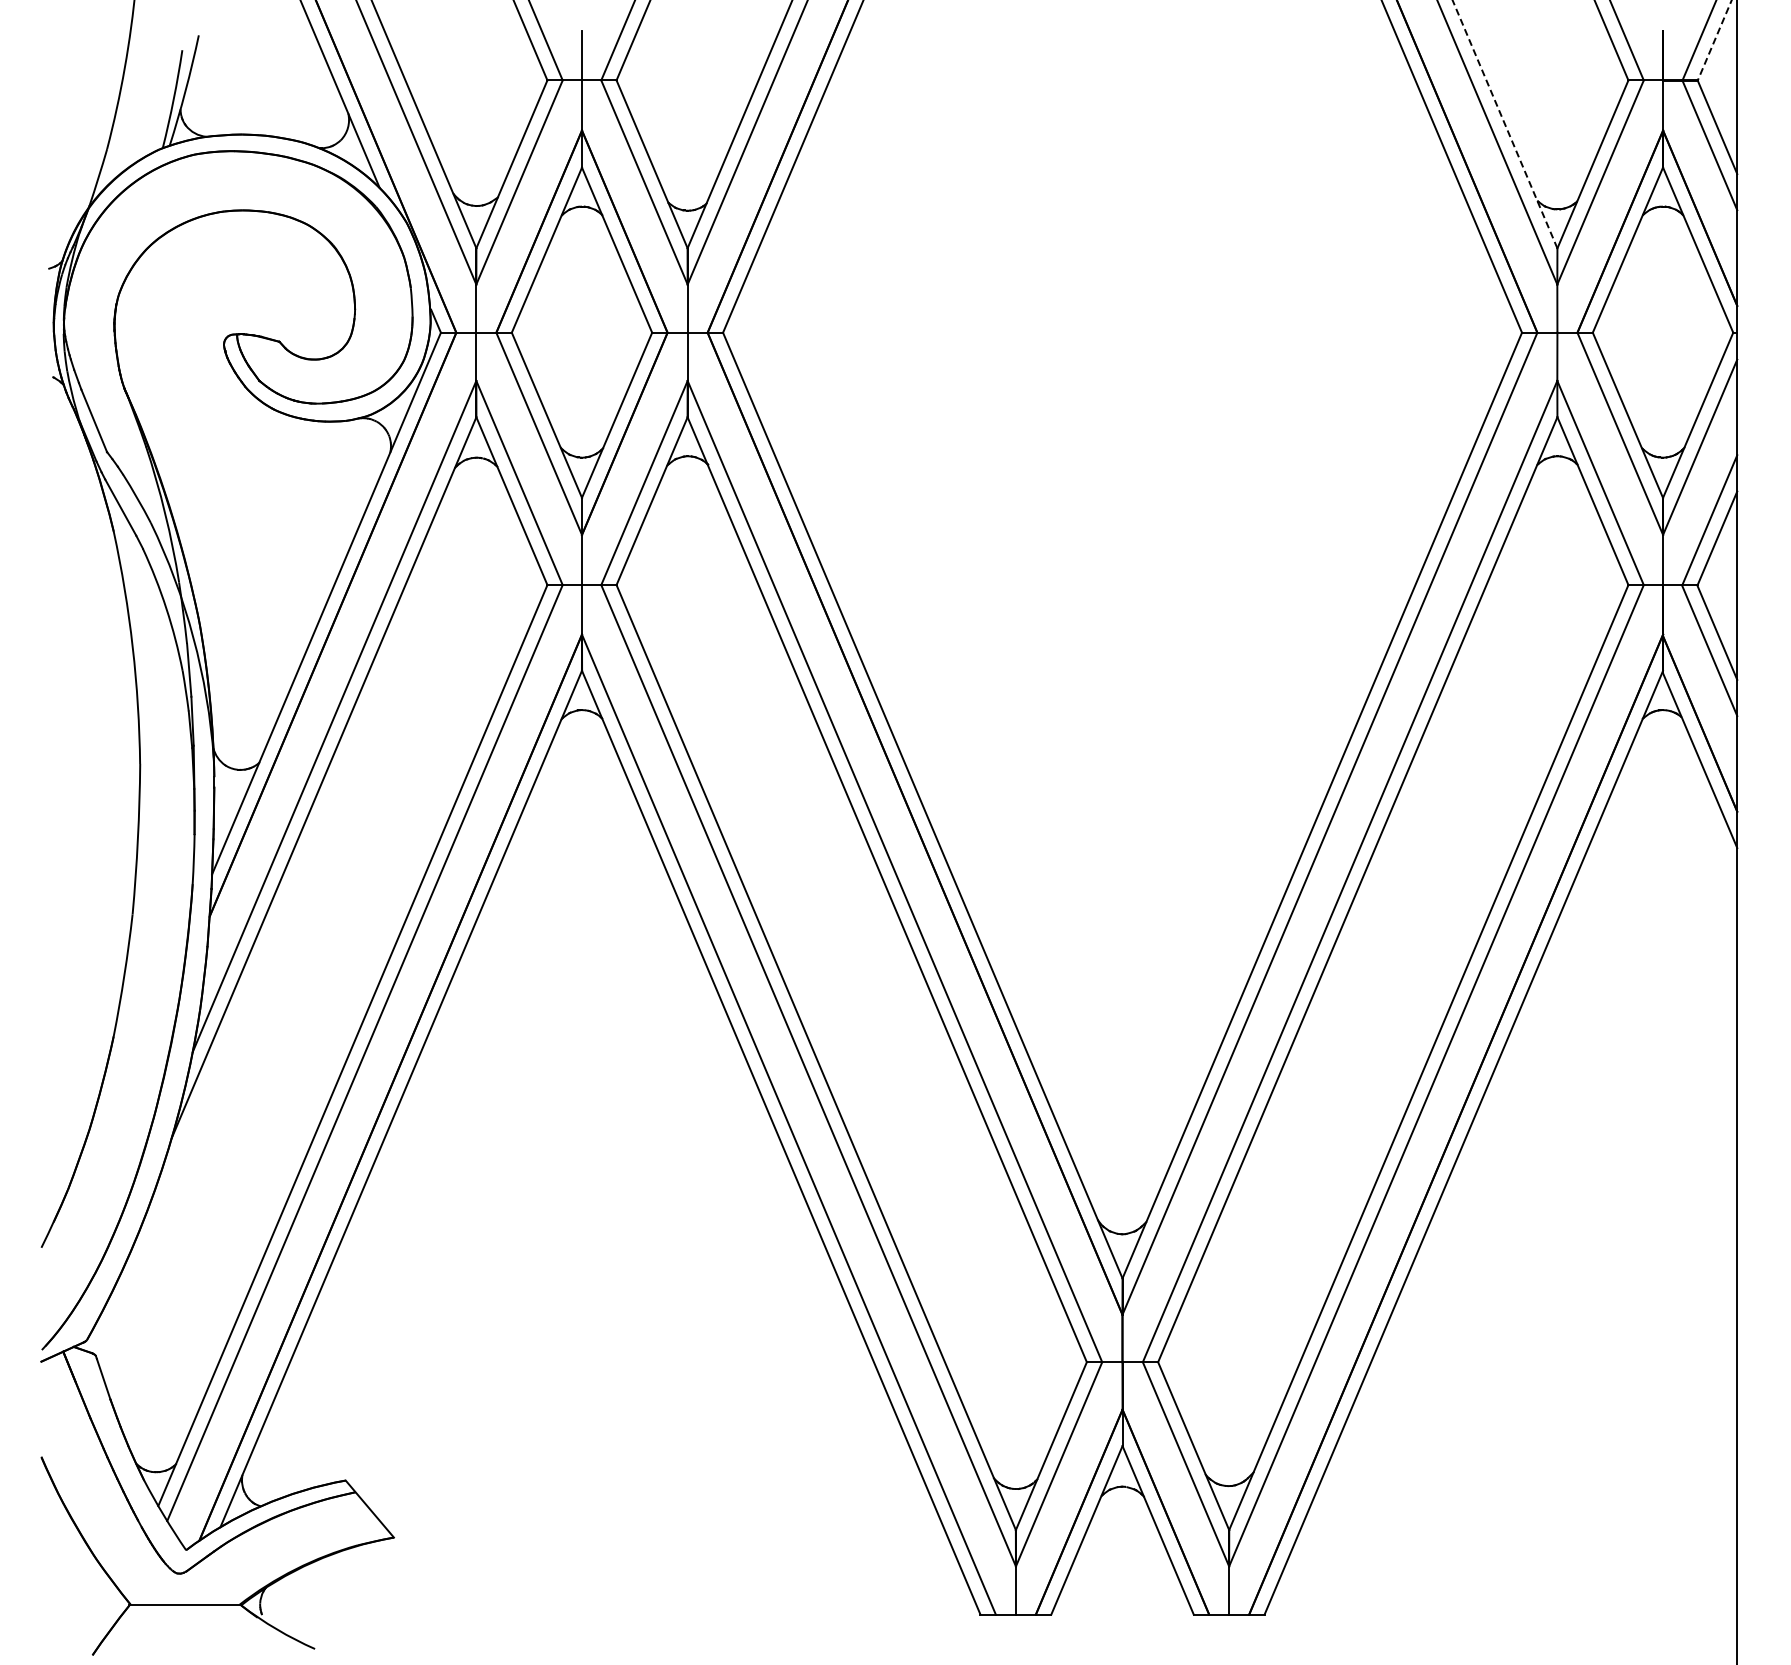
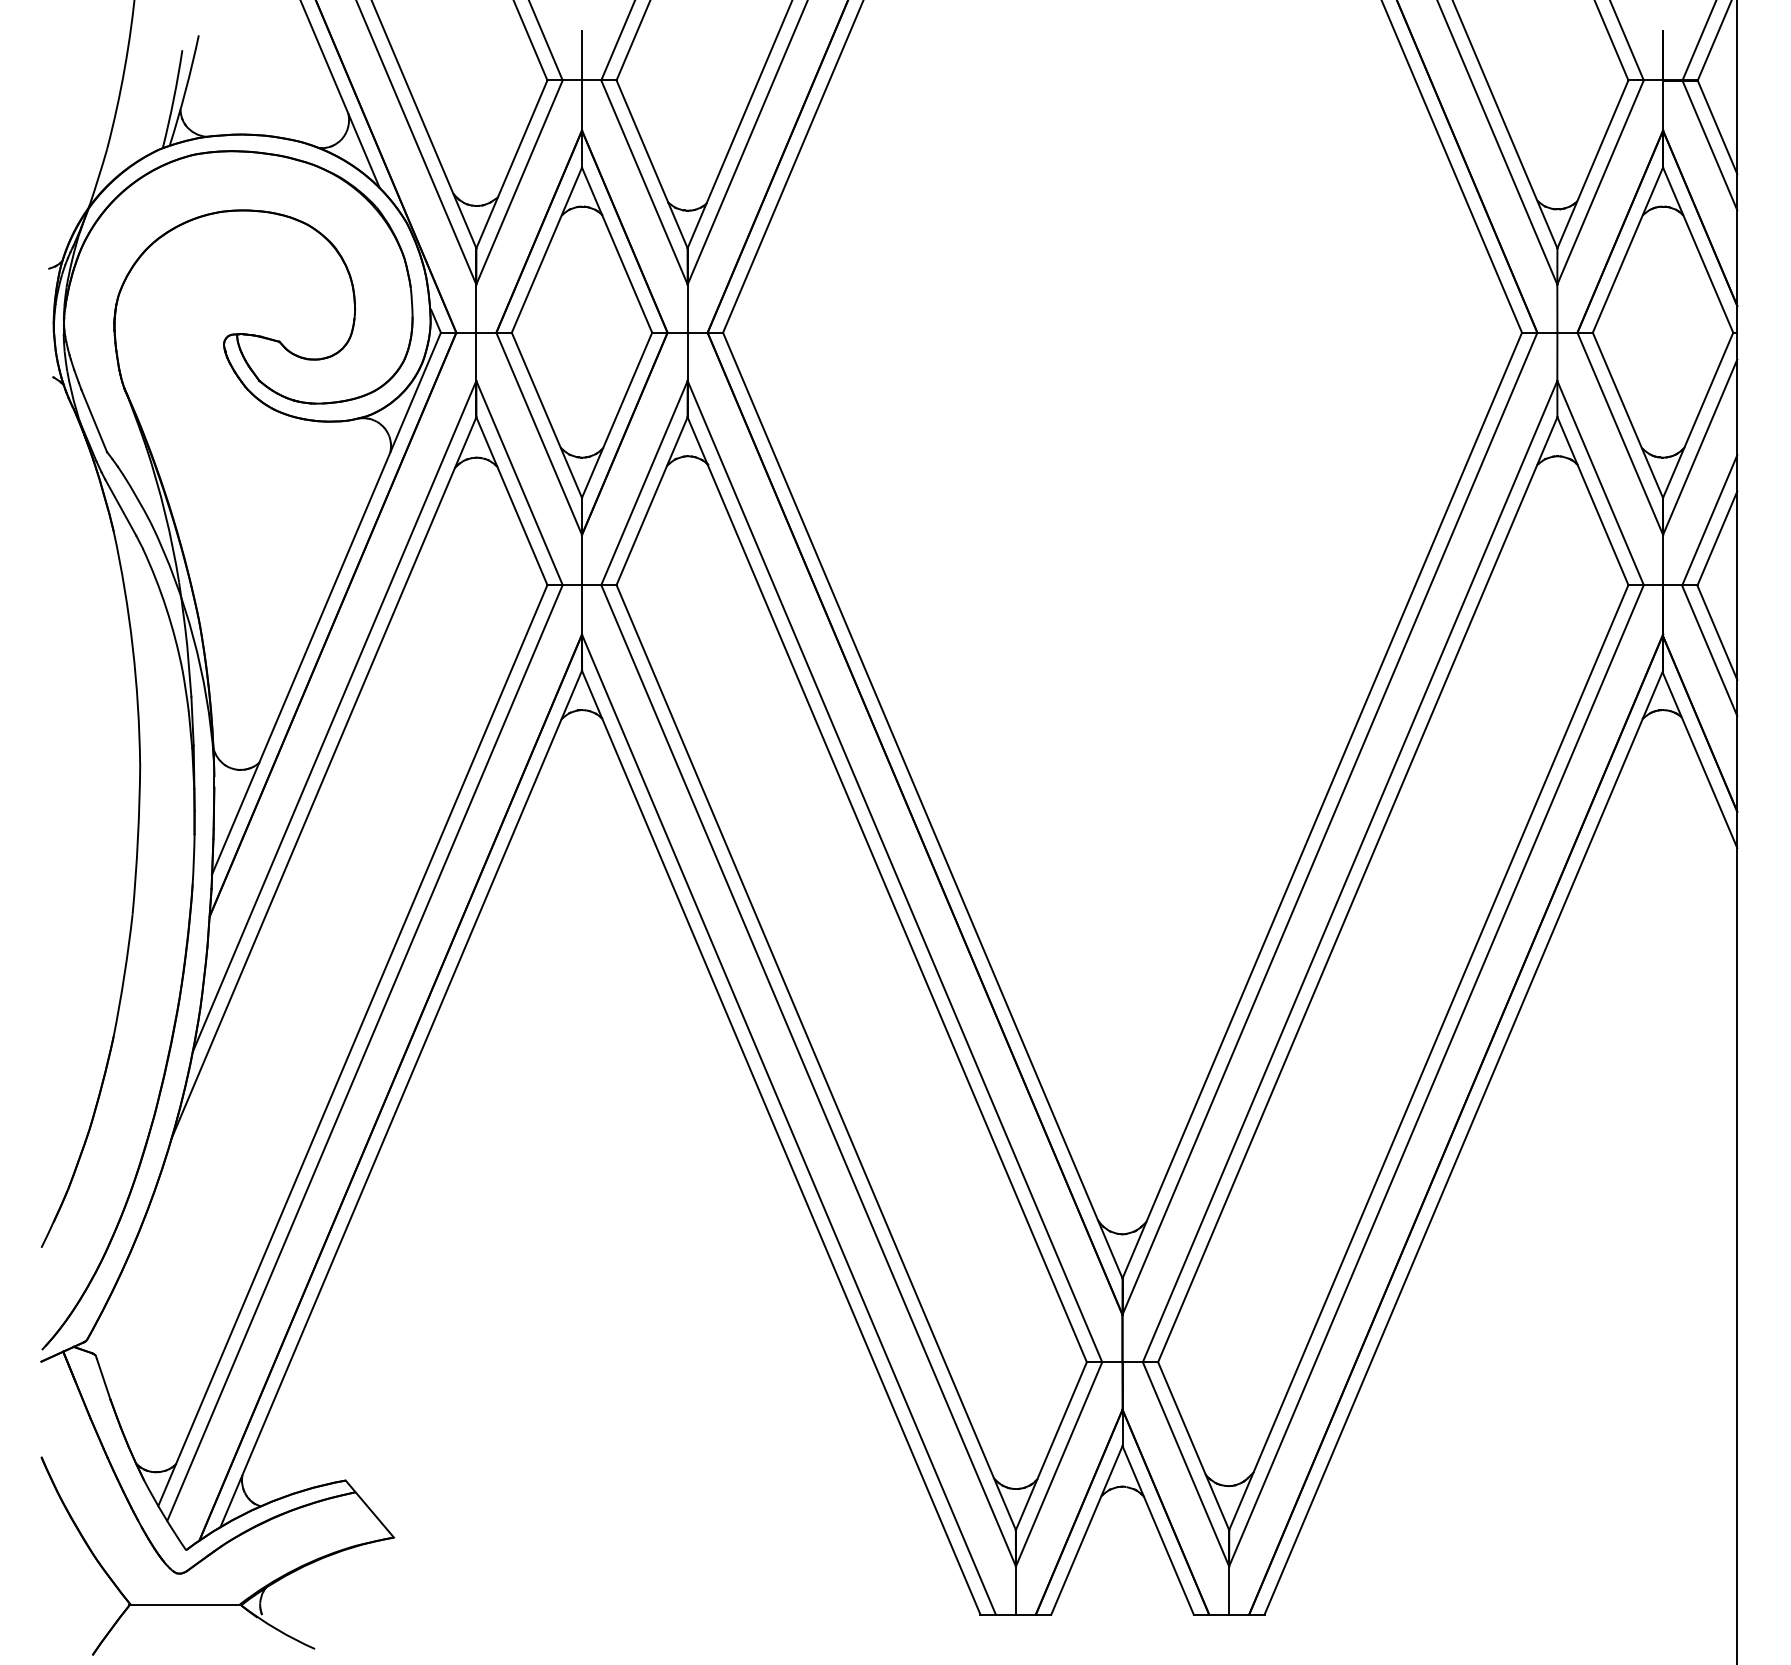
line: dashed -> solid (1714, 40)
line: dashed -> solid (1504, 124)
